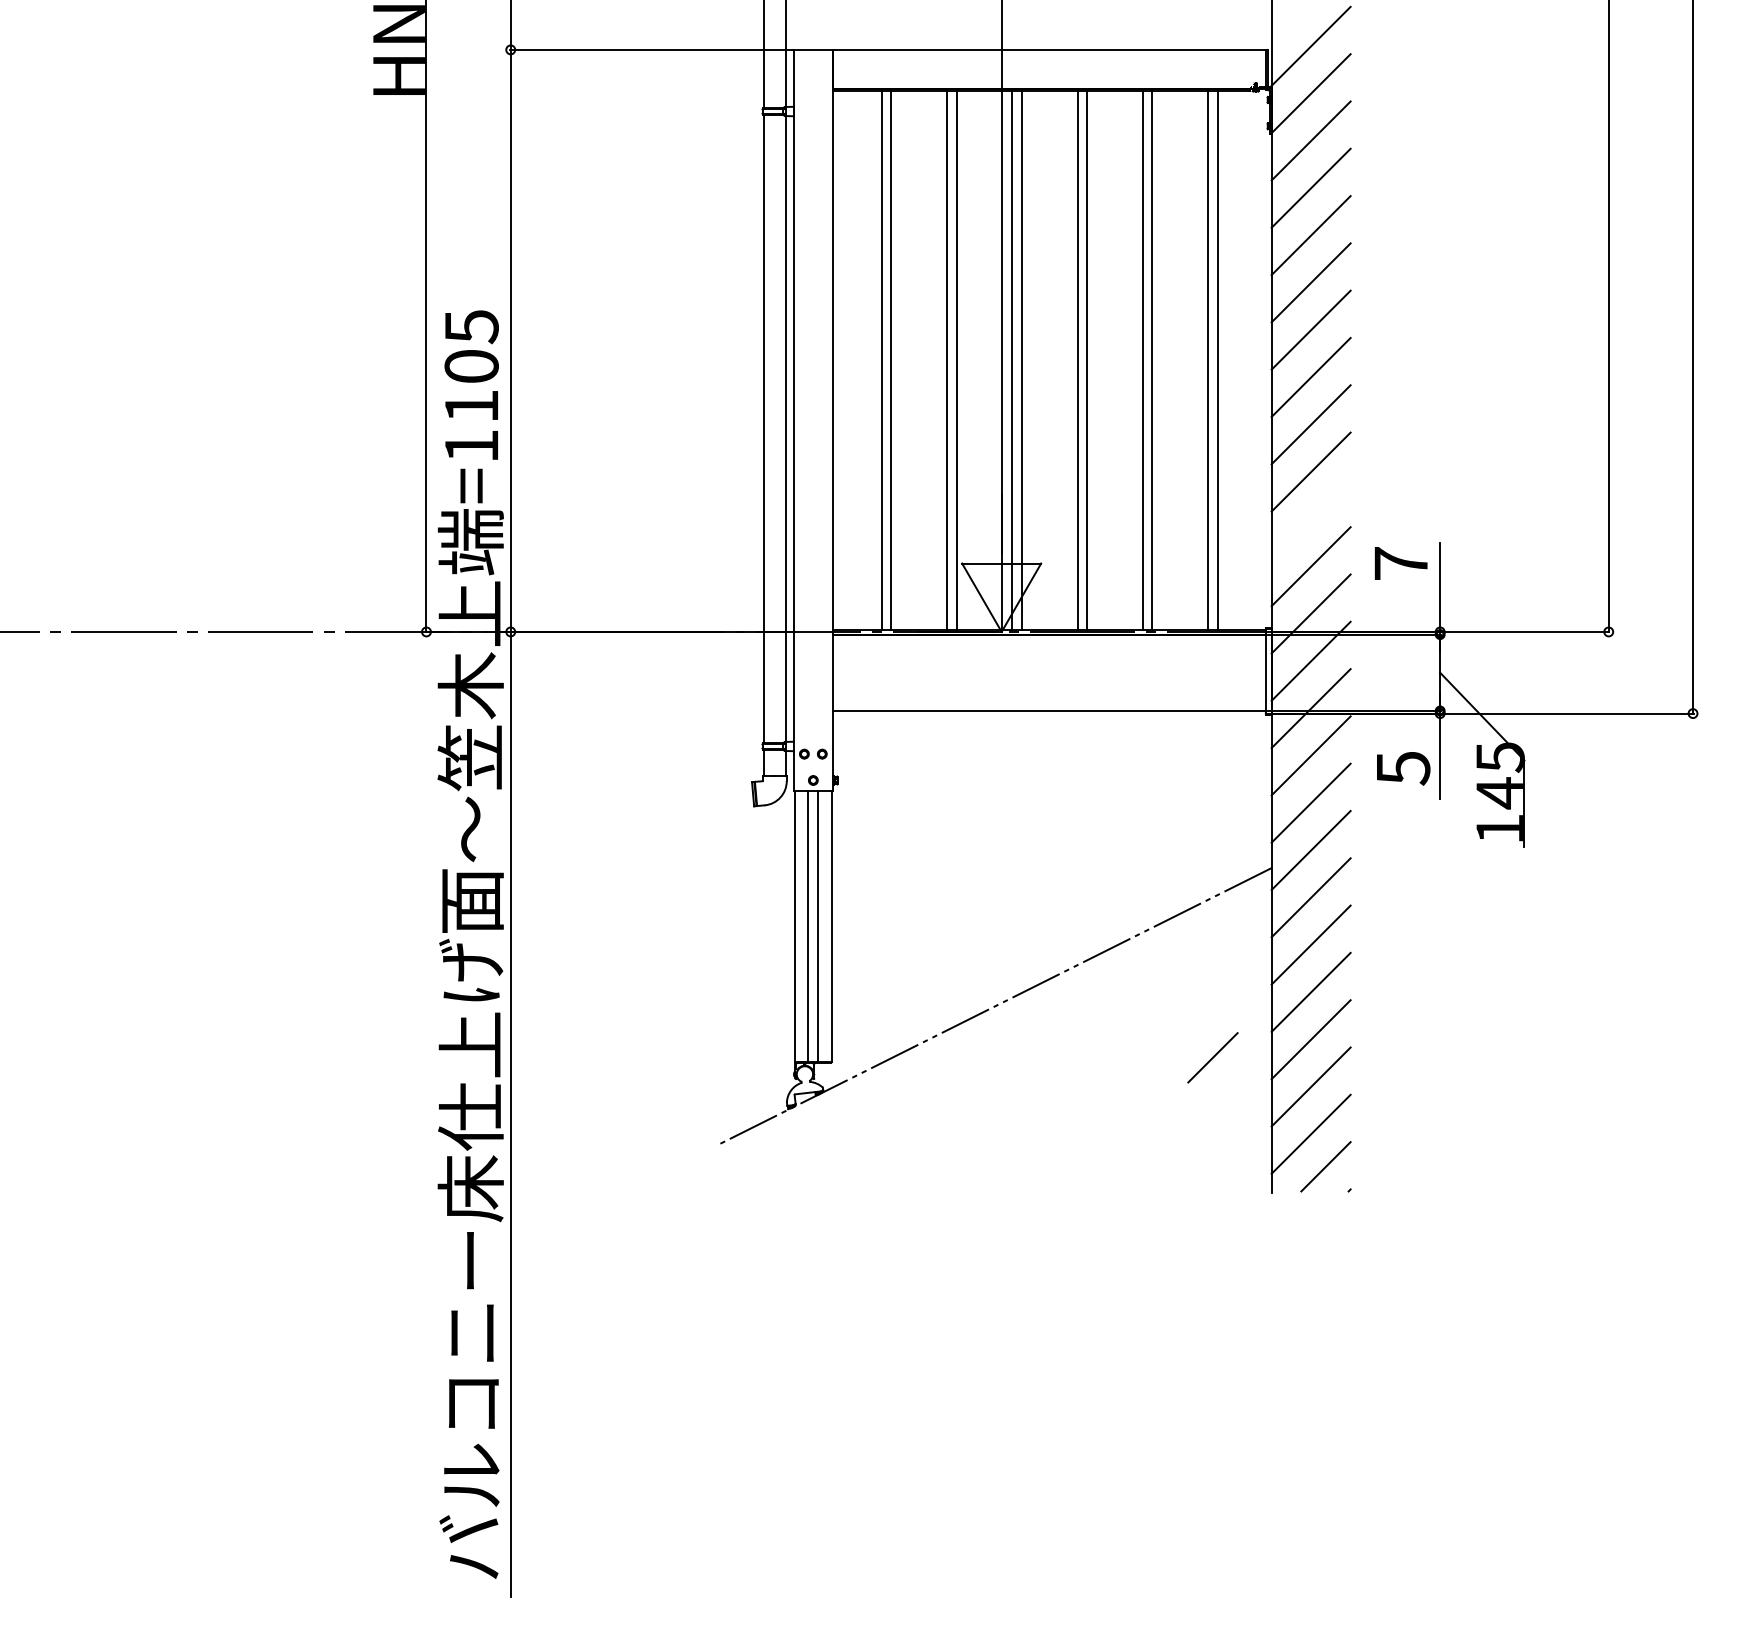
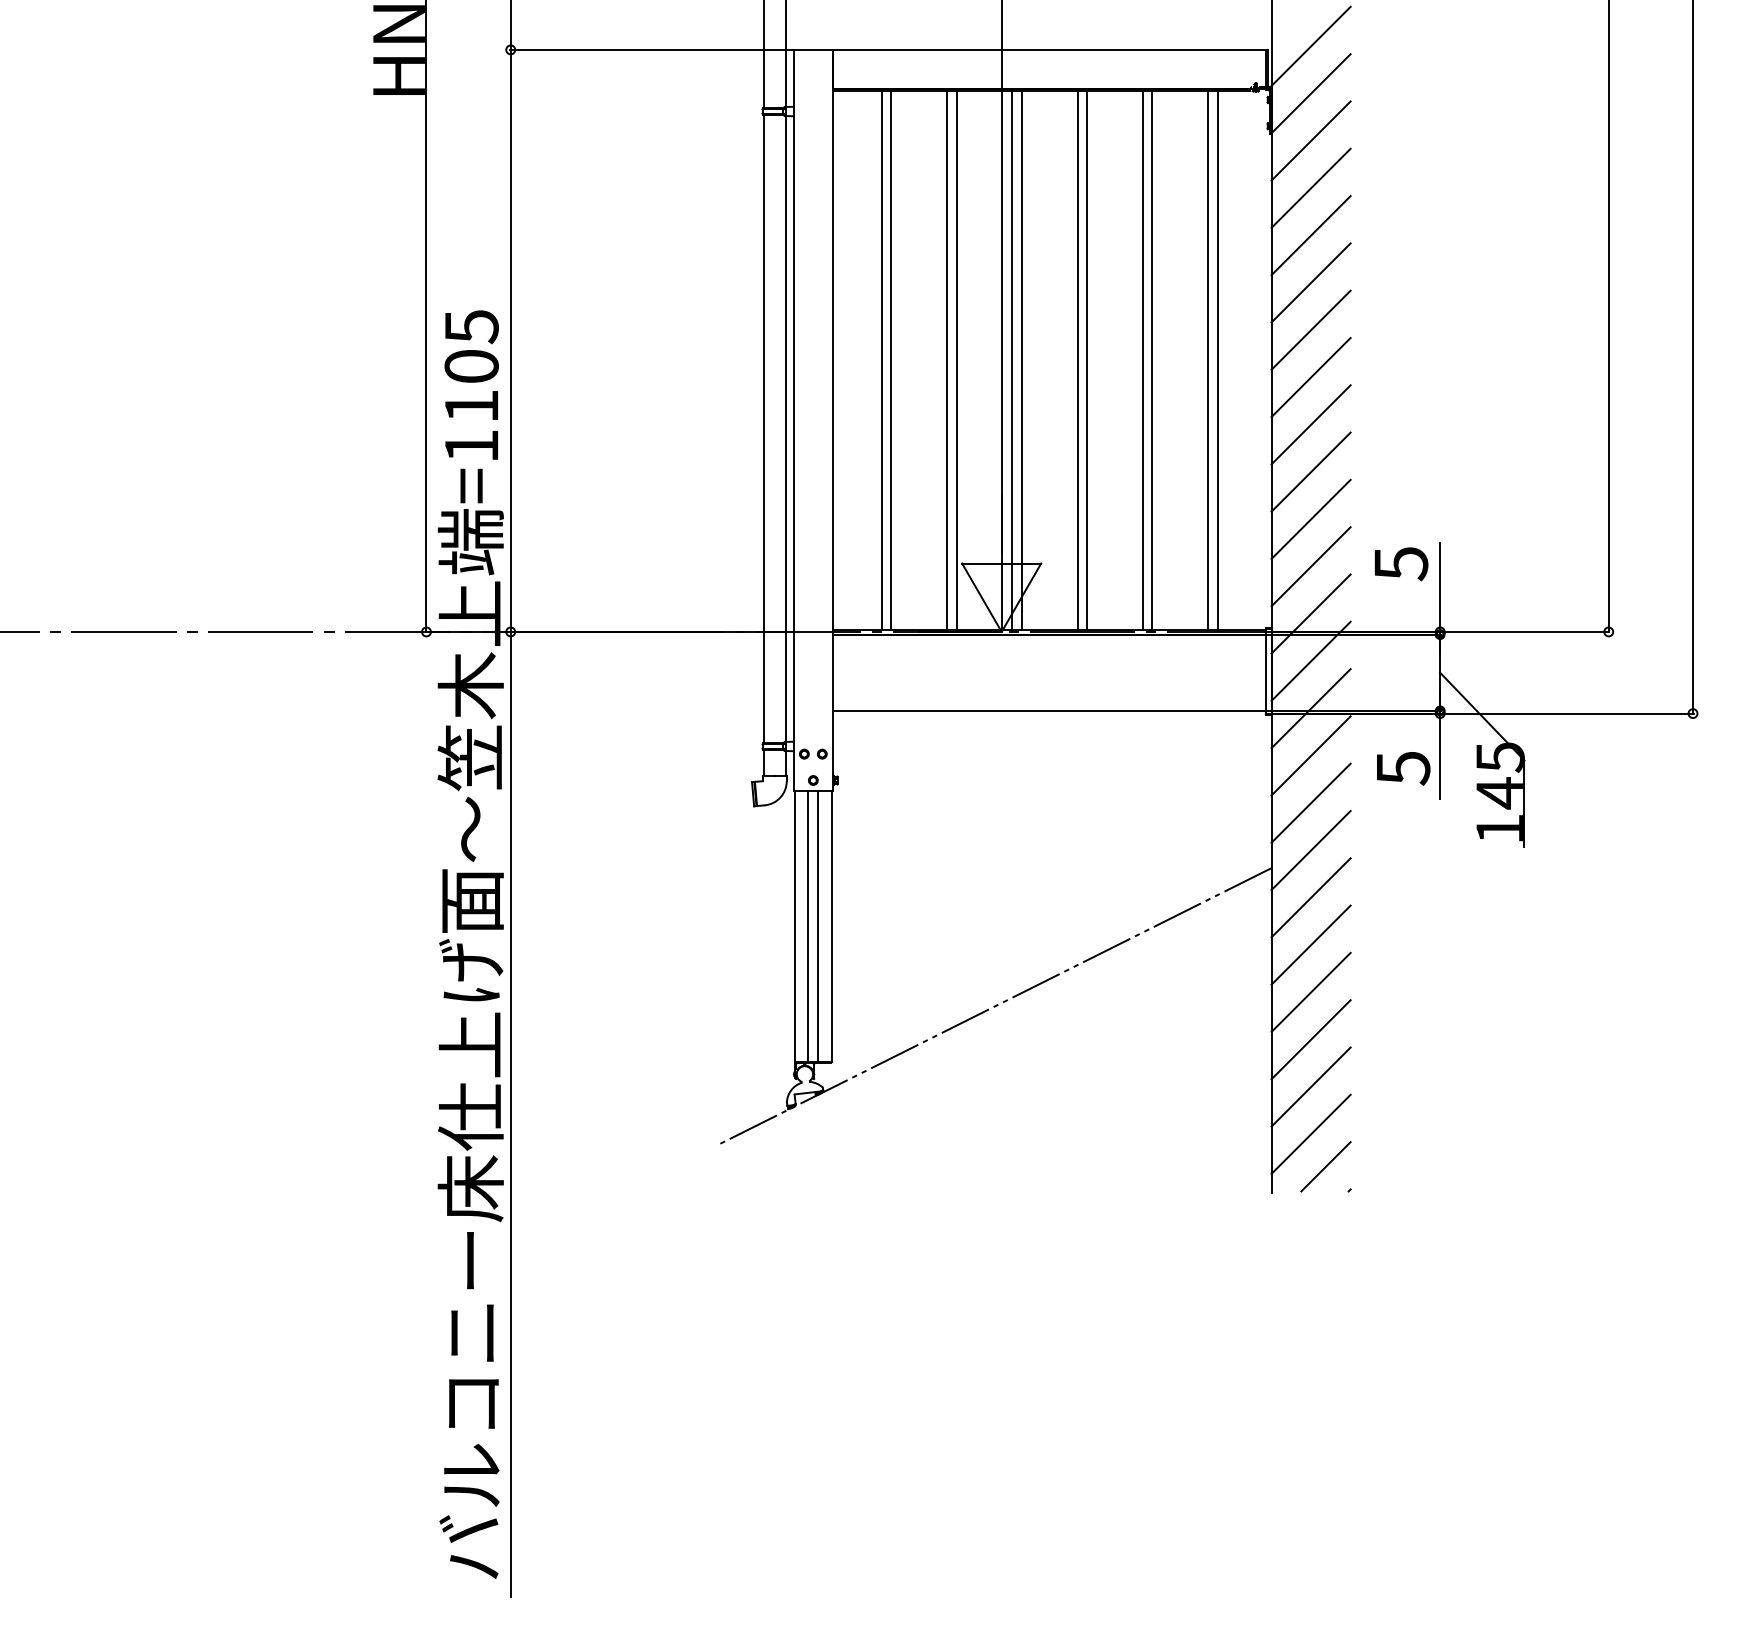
line: none -> present (1310, 518)
text: 7 -> 5 (1401, 564)
line: present -> none (1212, 1057)
